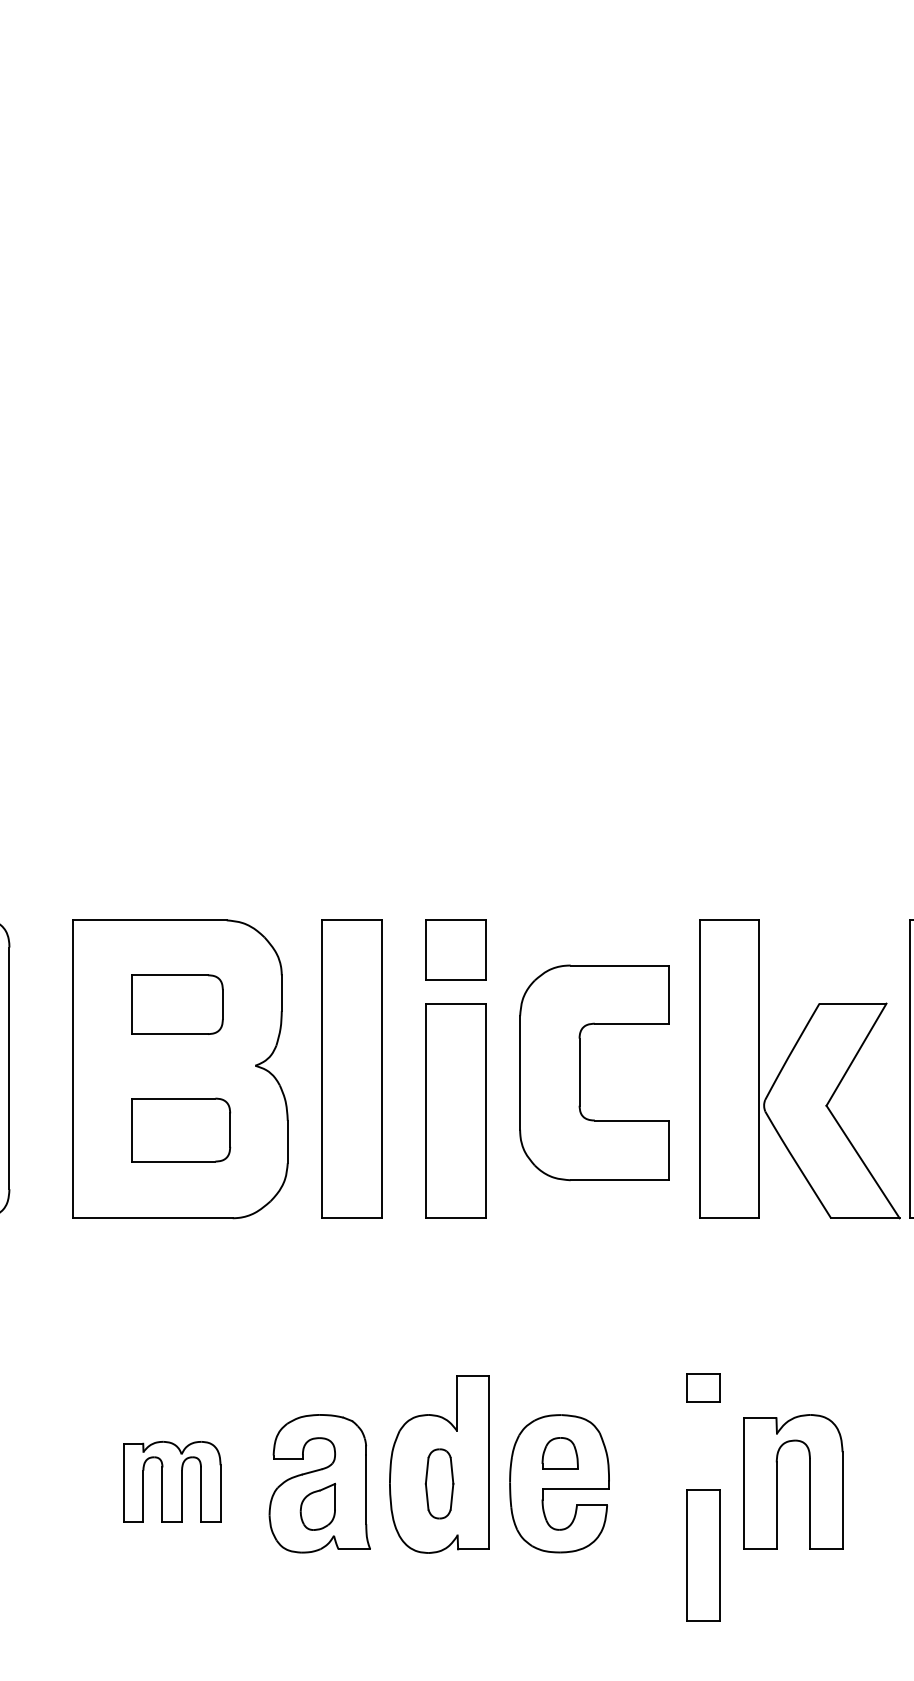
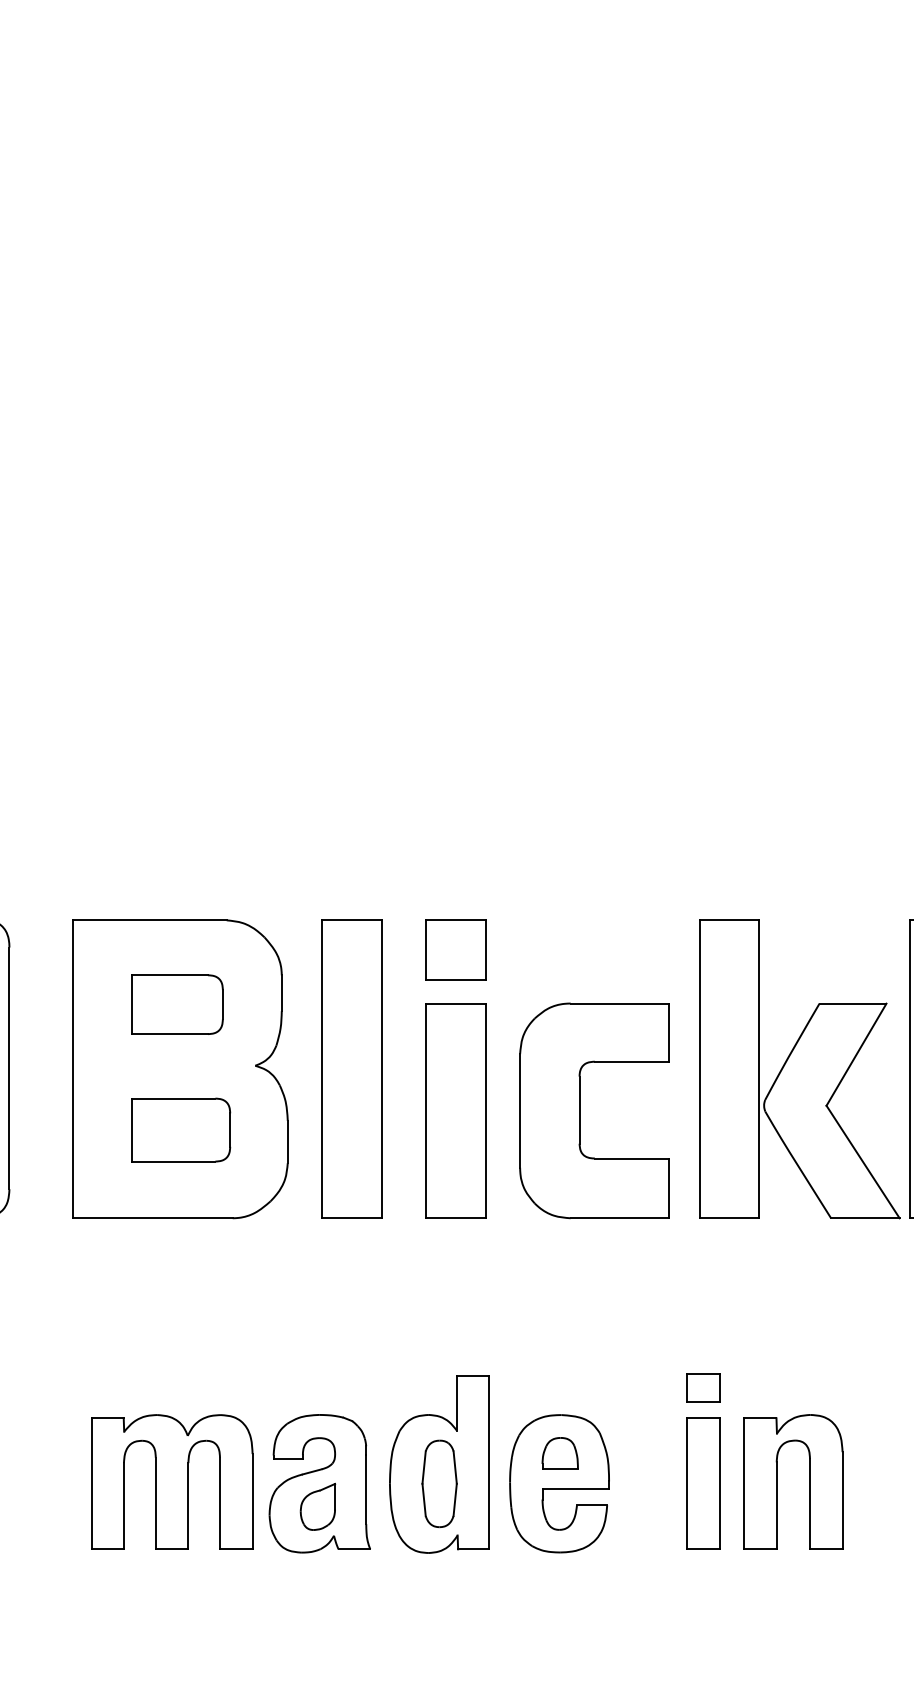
part position: (580, 1072) -> (580, 1110) (580, 1110)
part size: 99x82 px -> 163x136 px (172, 1481)
part size: 31x72 px -> 37x90 px (439, 1483)
part position: (703, 1555) -> (703, 1483) (703, 1483)
